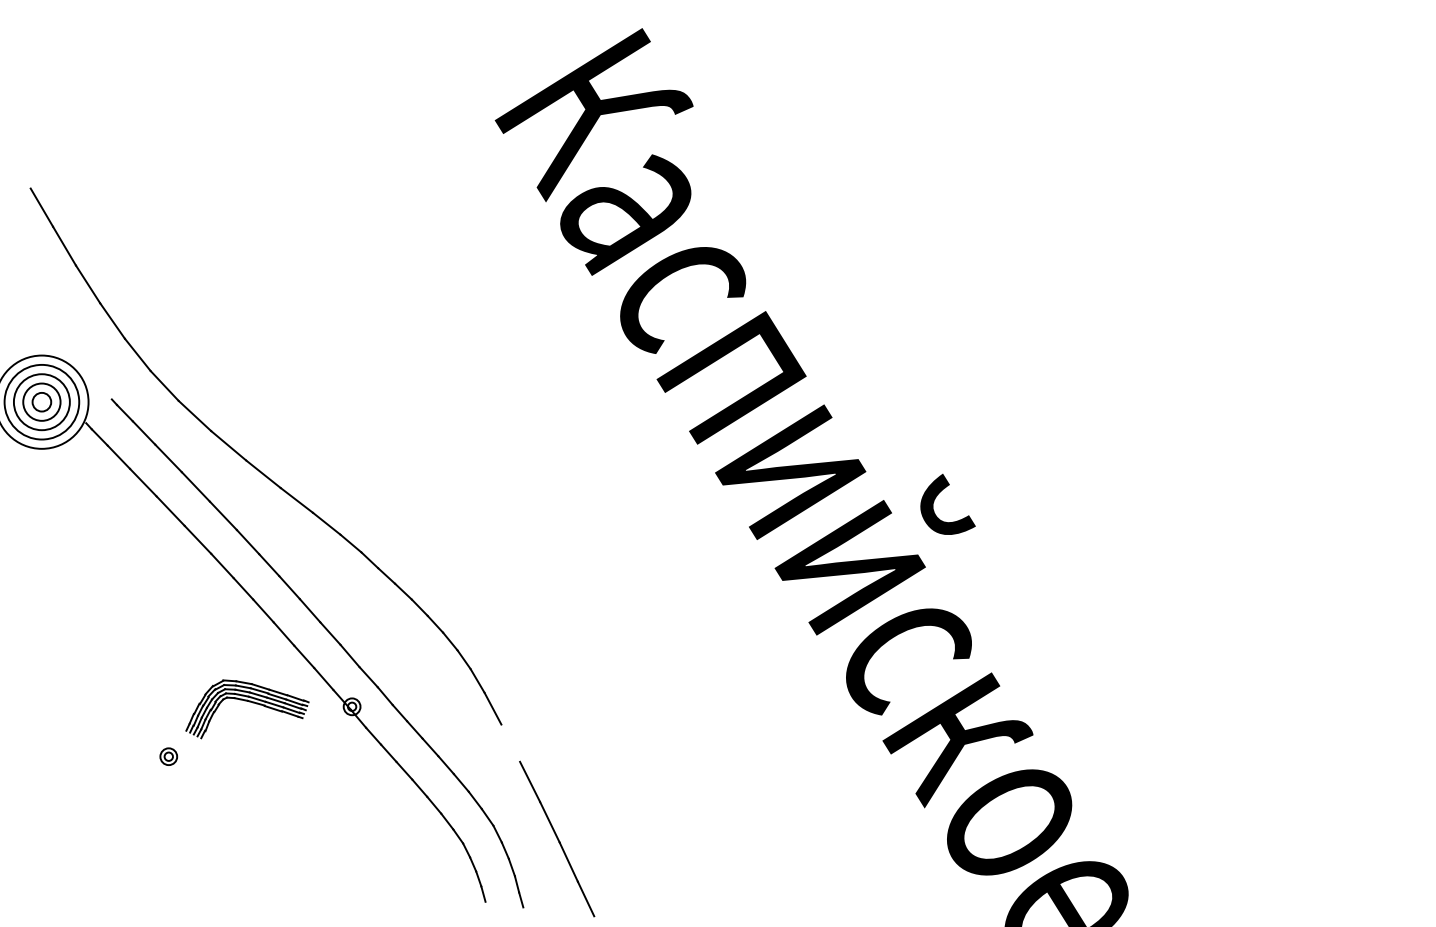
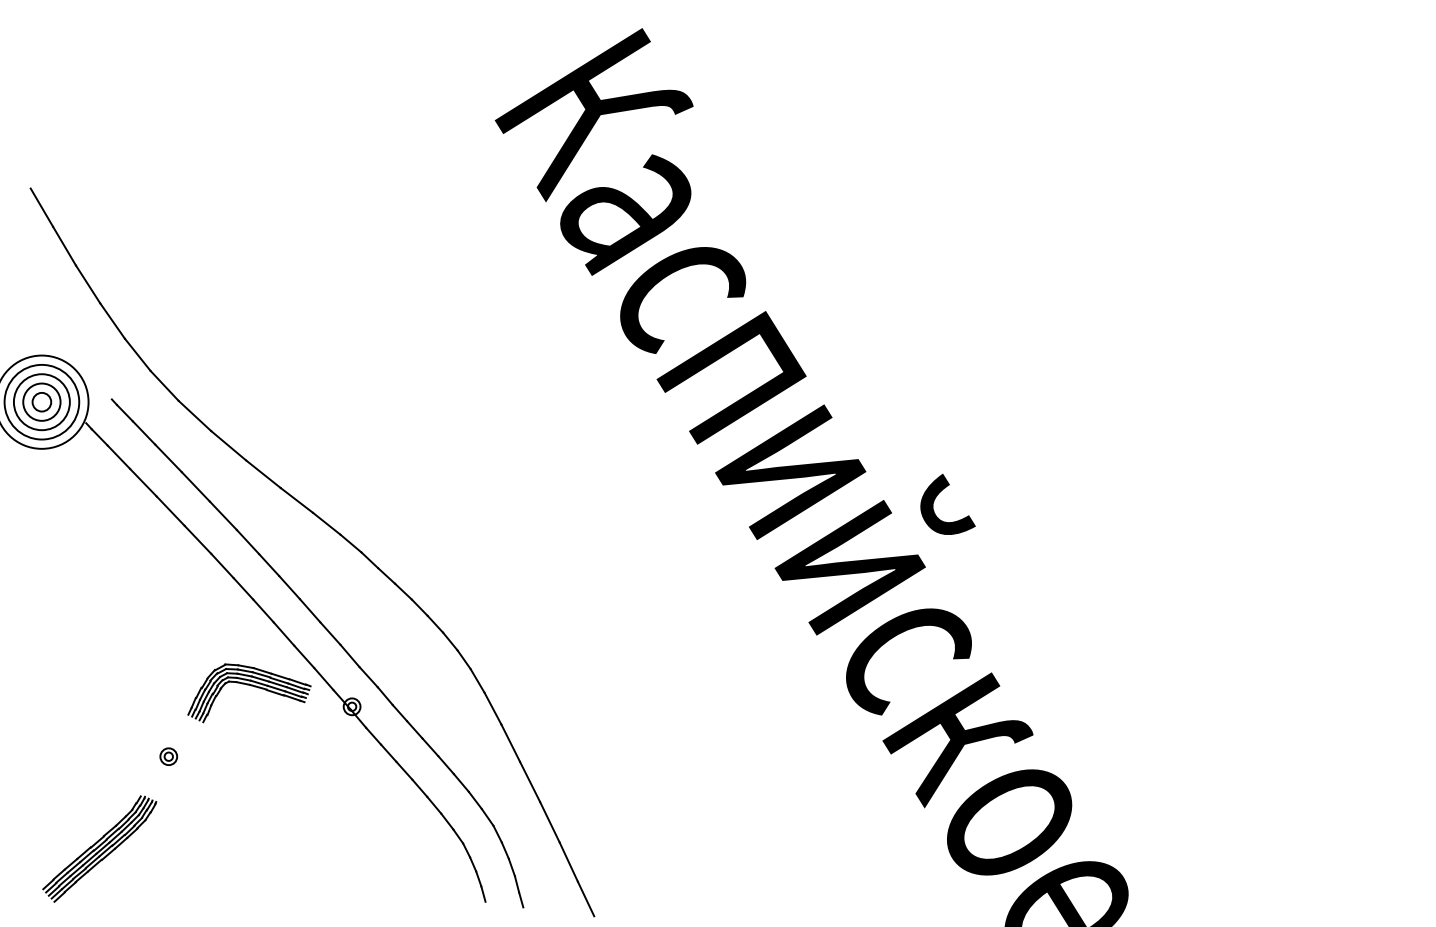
part position: (249, 702) -> (251, 686) (251, 686)
line: none -> present (510, 742)
part: none -> present (99, 848)
